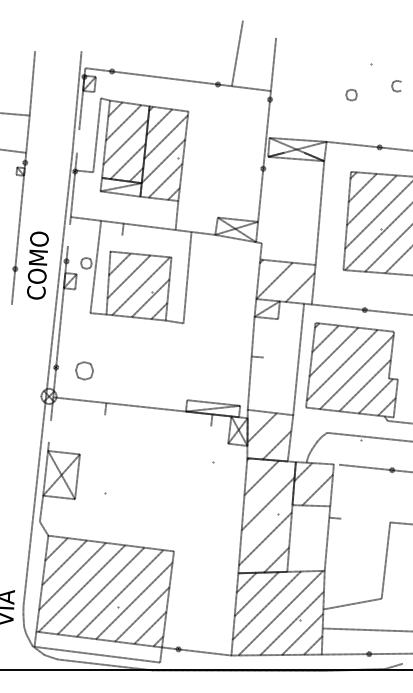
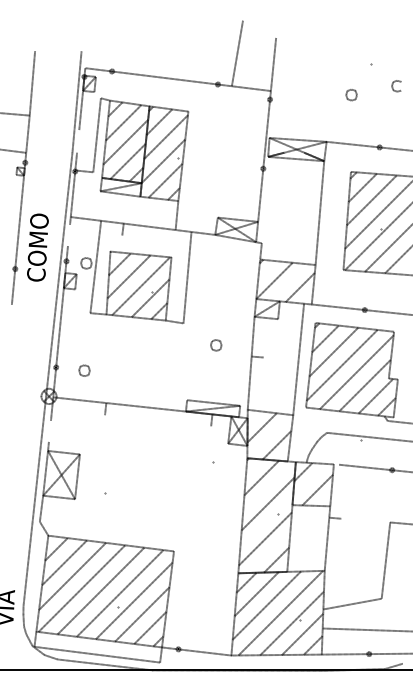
text position: (37, 265) -> (37, 247) (37, 247)
part: none -> present (216, 345)
part size: 19x20 px -> 13x13 px (84, 370)
